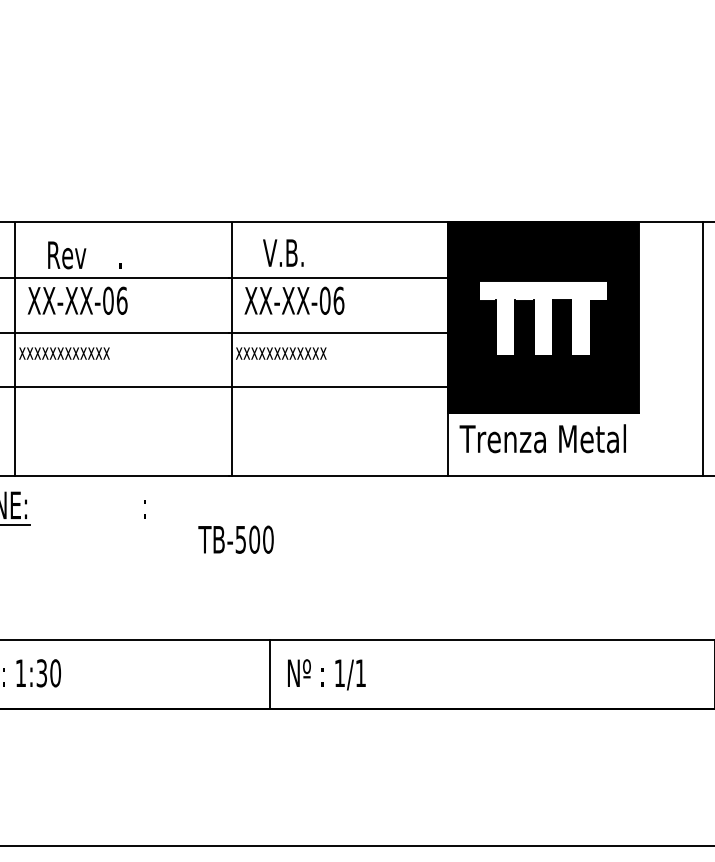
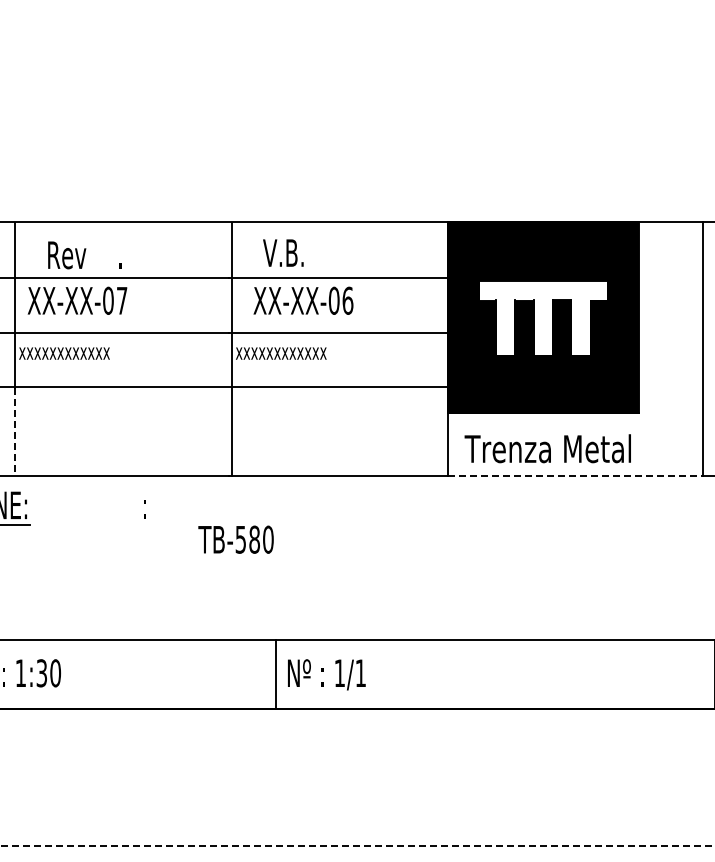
text: XX-XX-06 -> XX-XX-07 (121, 300)
text position: (294, 300) -> (303, 300) (303, 300)
line: solid -> dashed (14, 432)
text position: (542, 438) -> (547, 448) (547, 448)
line: solid -> dashed (576, 476)
text: TB-500 -> TB-580 (254, 539)
line position: (270, 674) -> (276, 674) (276, 674)
line: solid -> dashed (357, 845)
